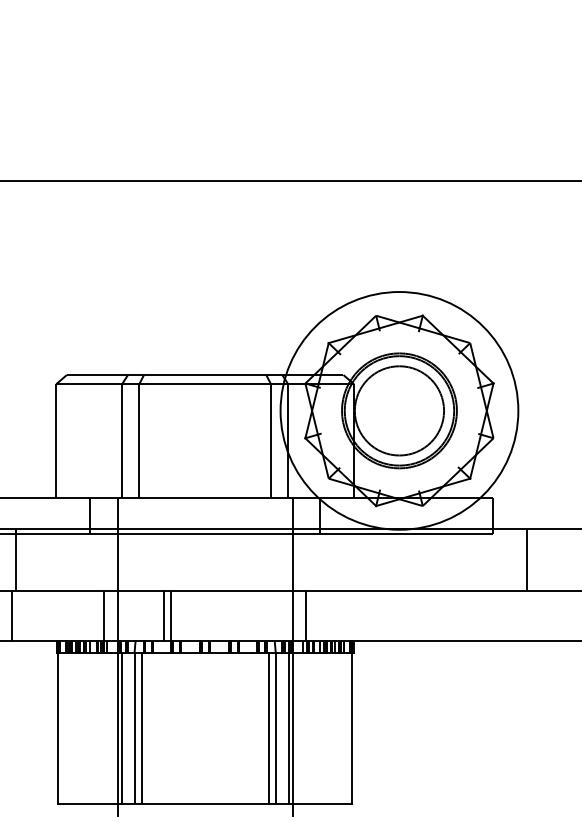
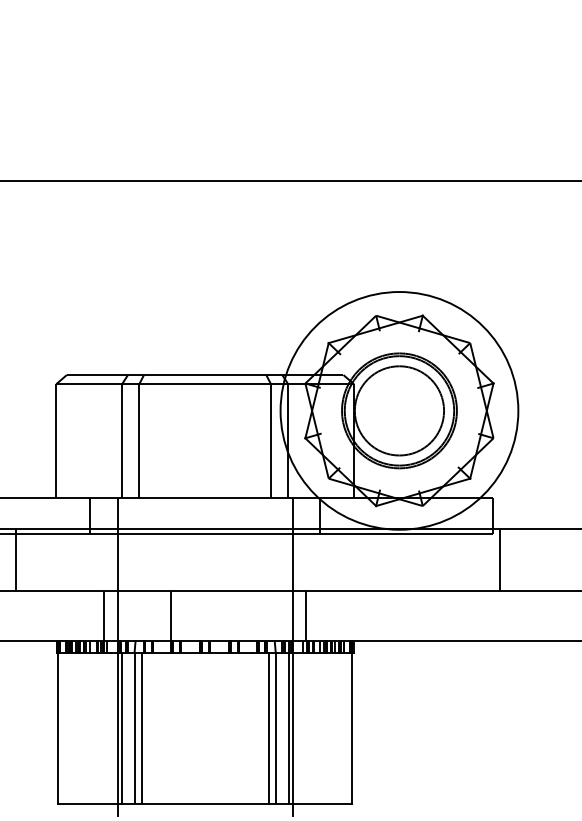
line position: (527, 560) -> (500, 560) (500, 560)
line: present -> none (12, 615)
line: present -> none (163, 615)
